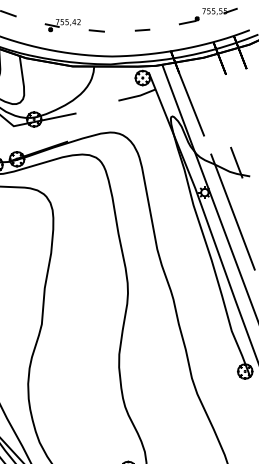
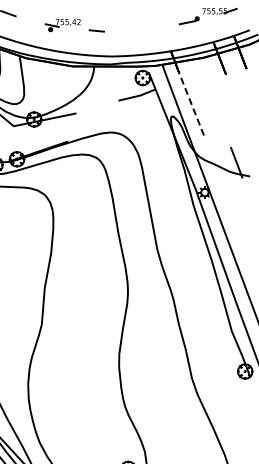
line: present -> none (142, 29)
line: solid -> dashed (191, 104)
line: present -> none (232, 211)
